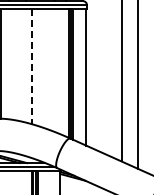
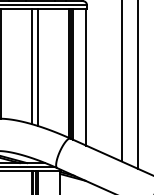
line: dashed -> solid (31, 67)
line: none -> present (38, 67)
